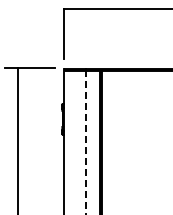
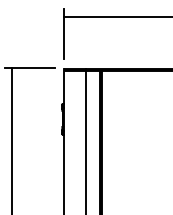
line position: (116, 8) -> (116, 16) (116, 16)
line position: (18, 139) -> (12, 139) (12, 139)
line: dashed -> solid (86, 142)
